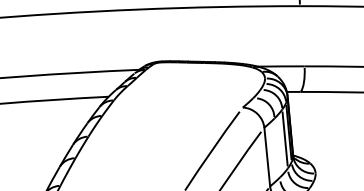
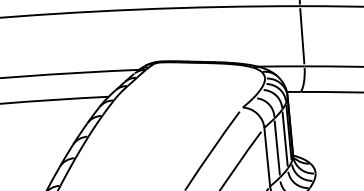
line: none -> present (302, 36)
line: none -> present (276, 147)
